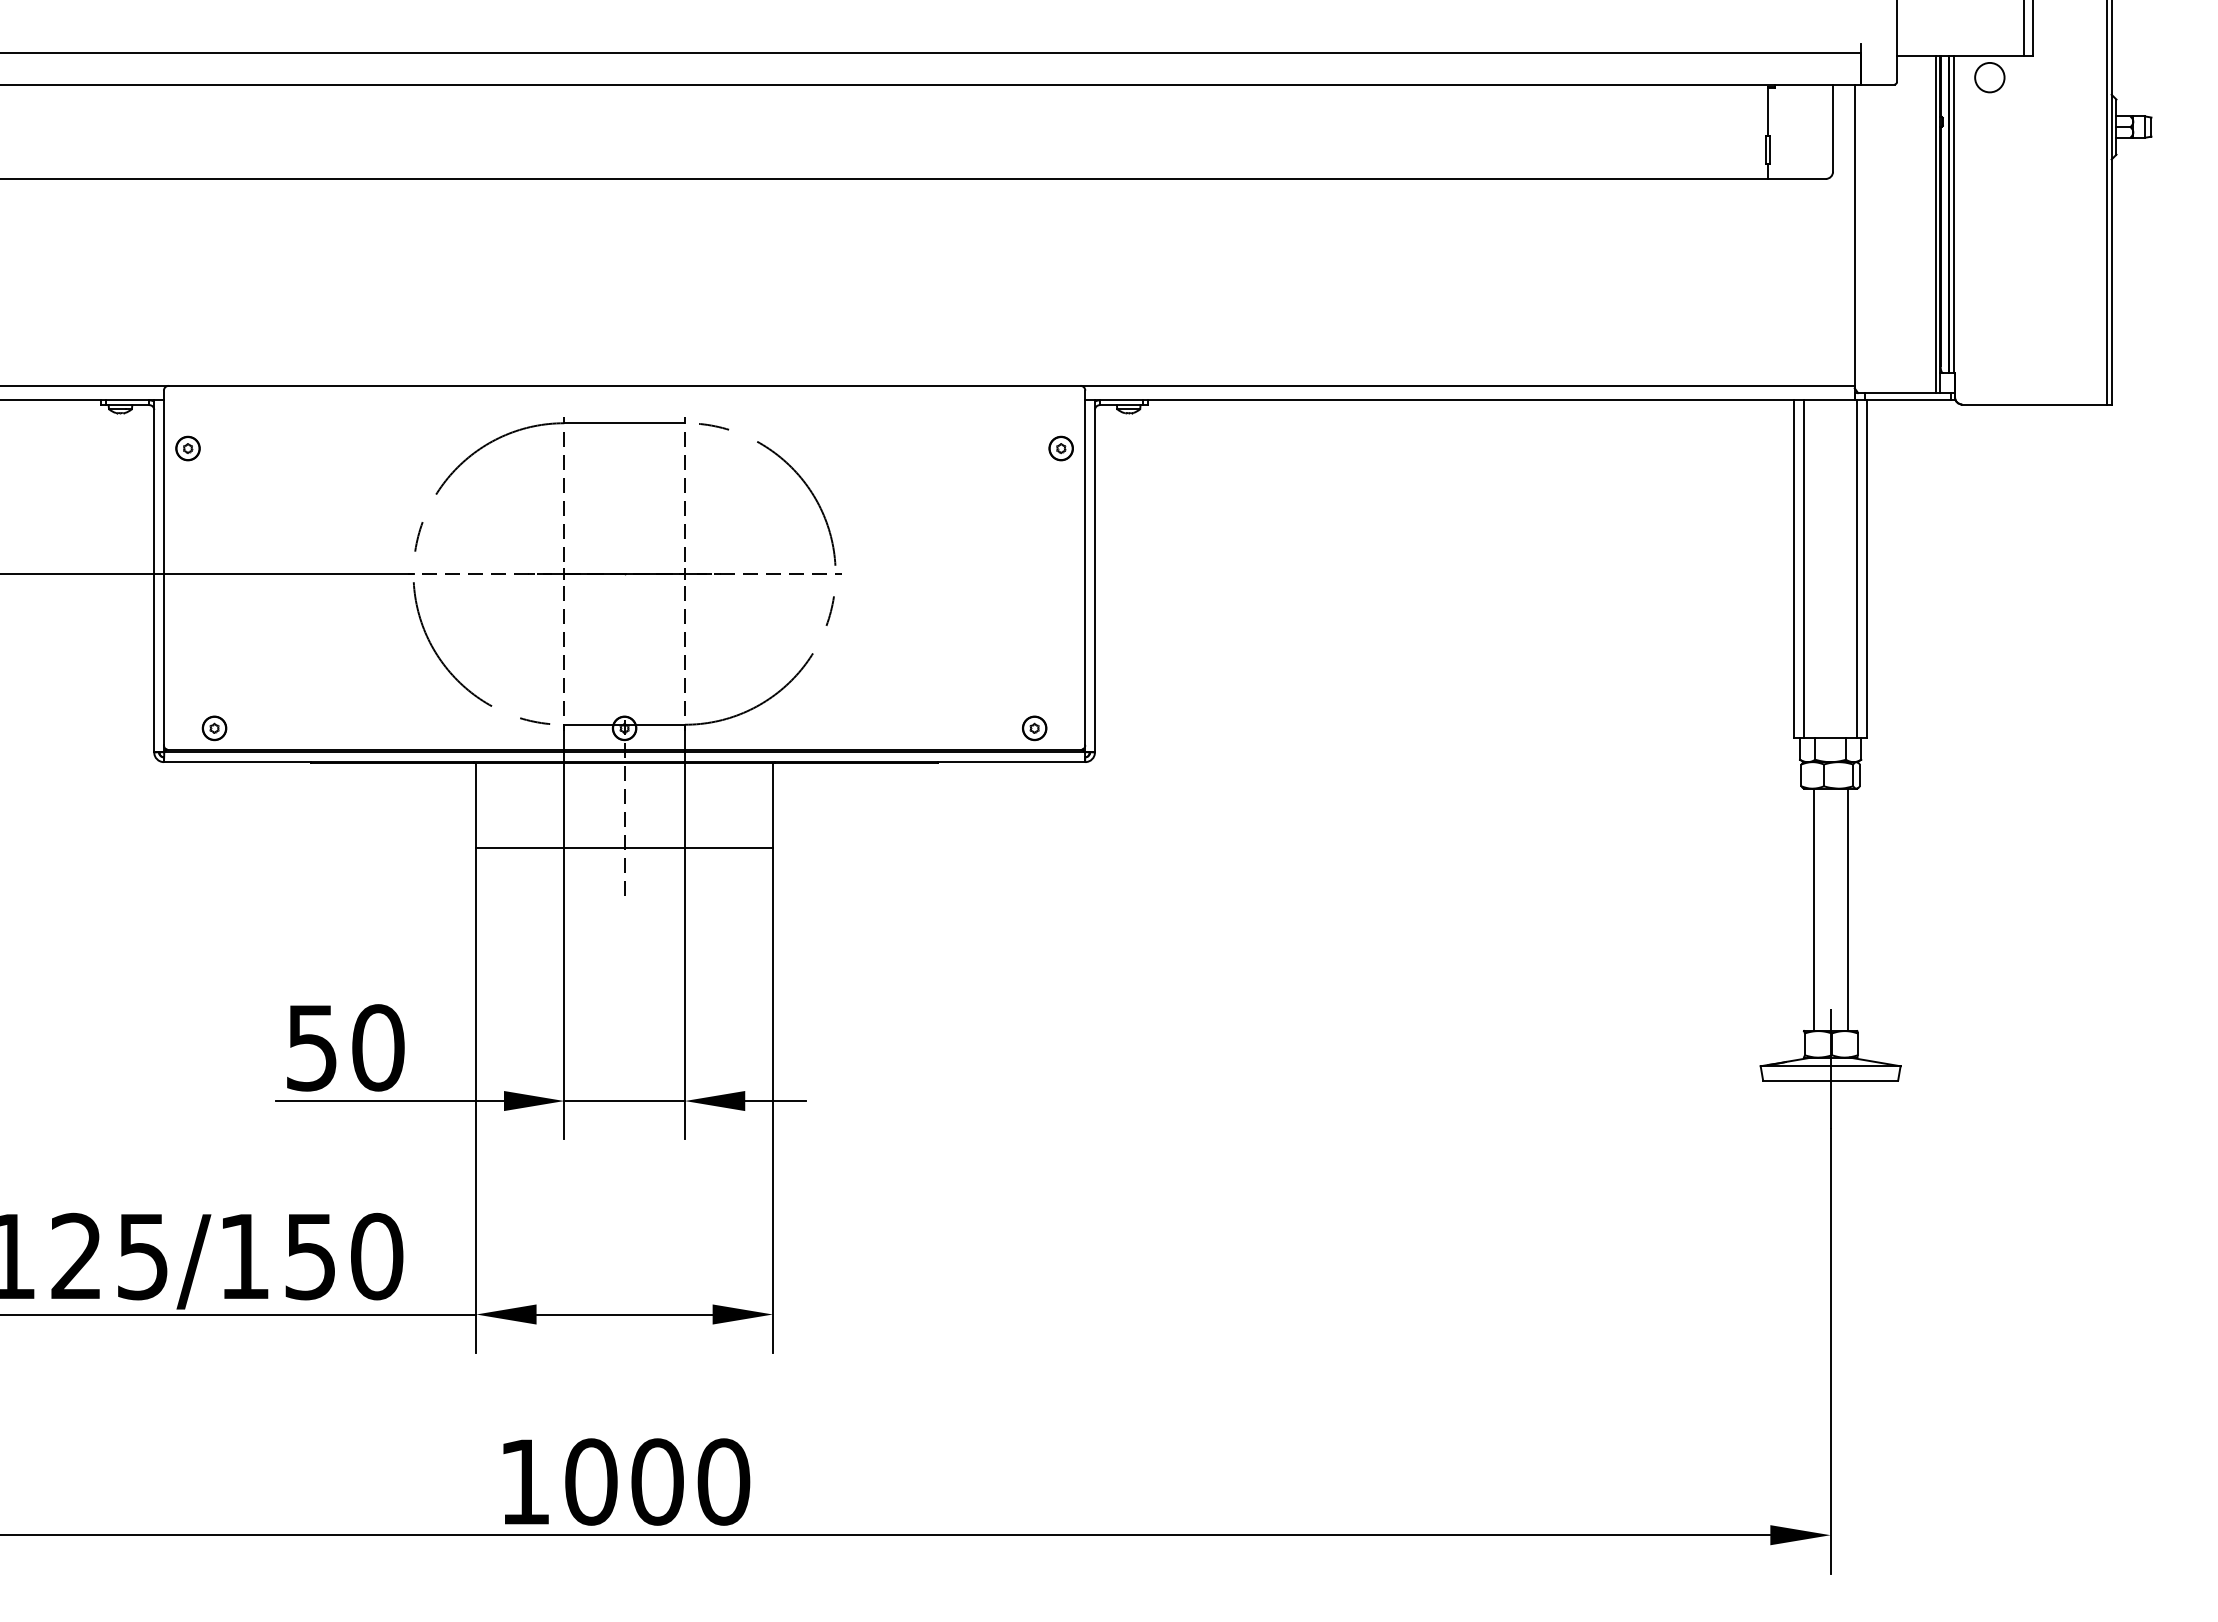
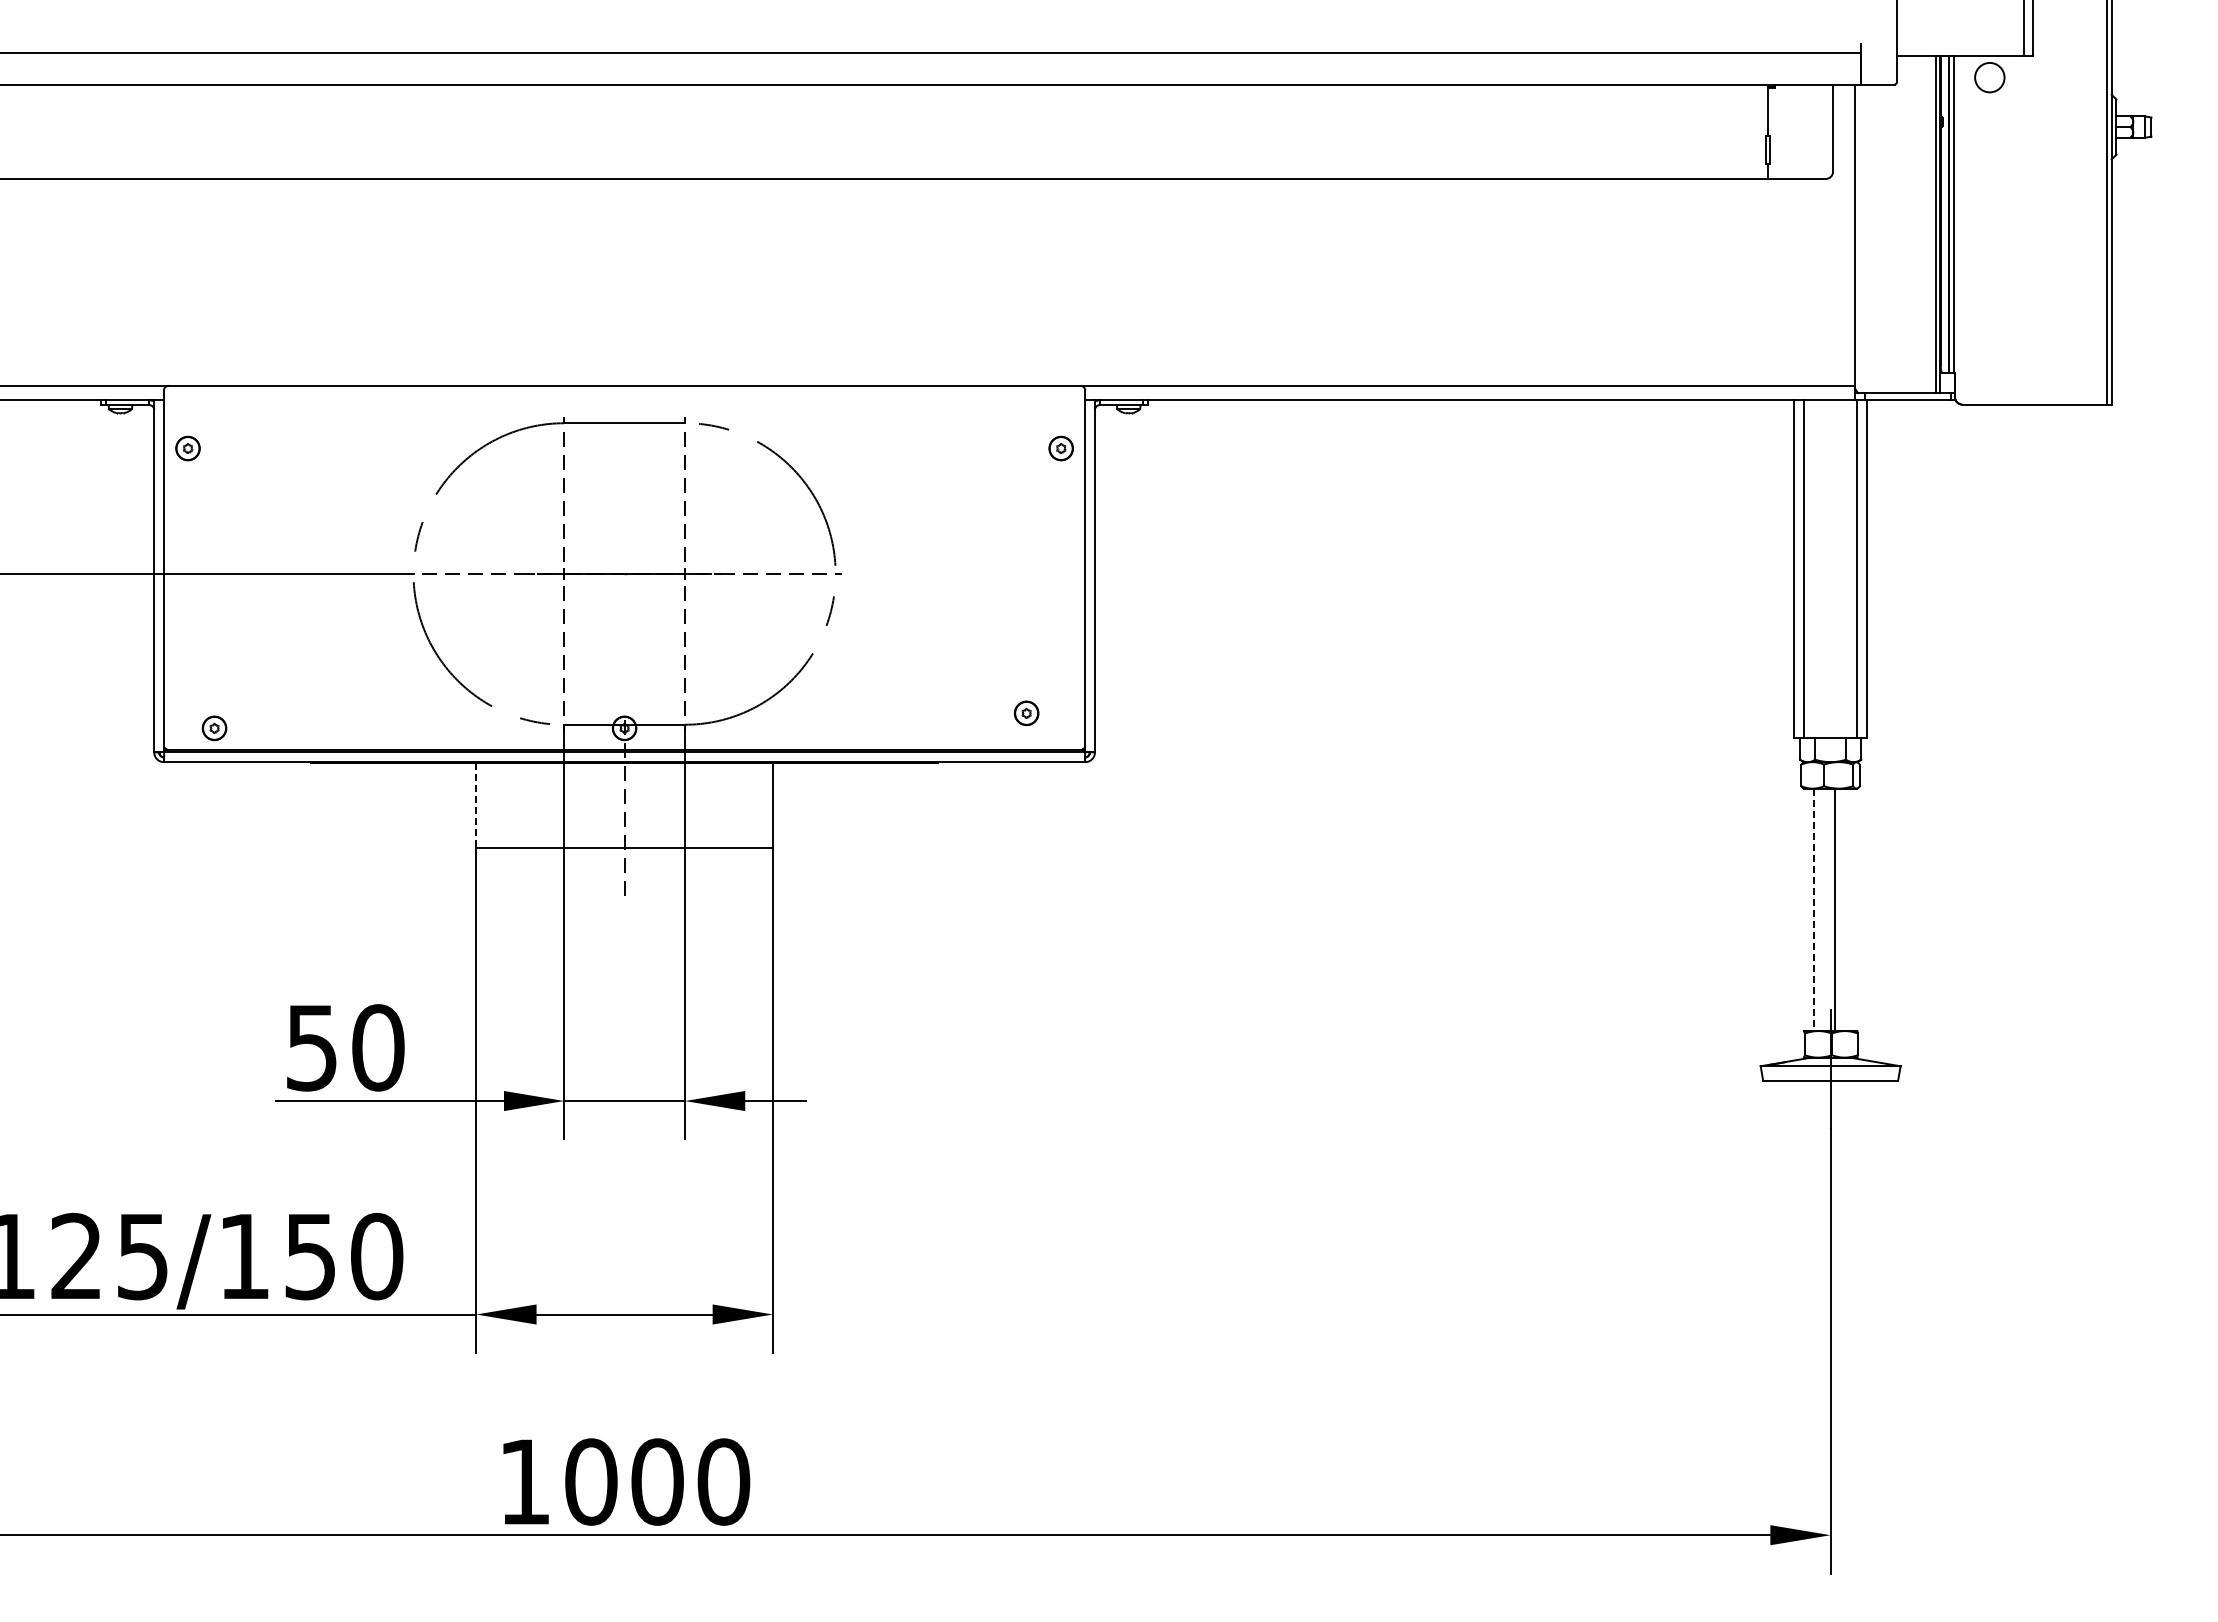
part position: (1034, 728) -> (1026, 713) (1026, 713)
line: solid -> dashed (476, 806)
line position: (1847, 909) -> (1834, 909) (1834, 909)
line: solid -> dashed (1813, 910)
